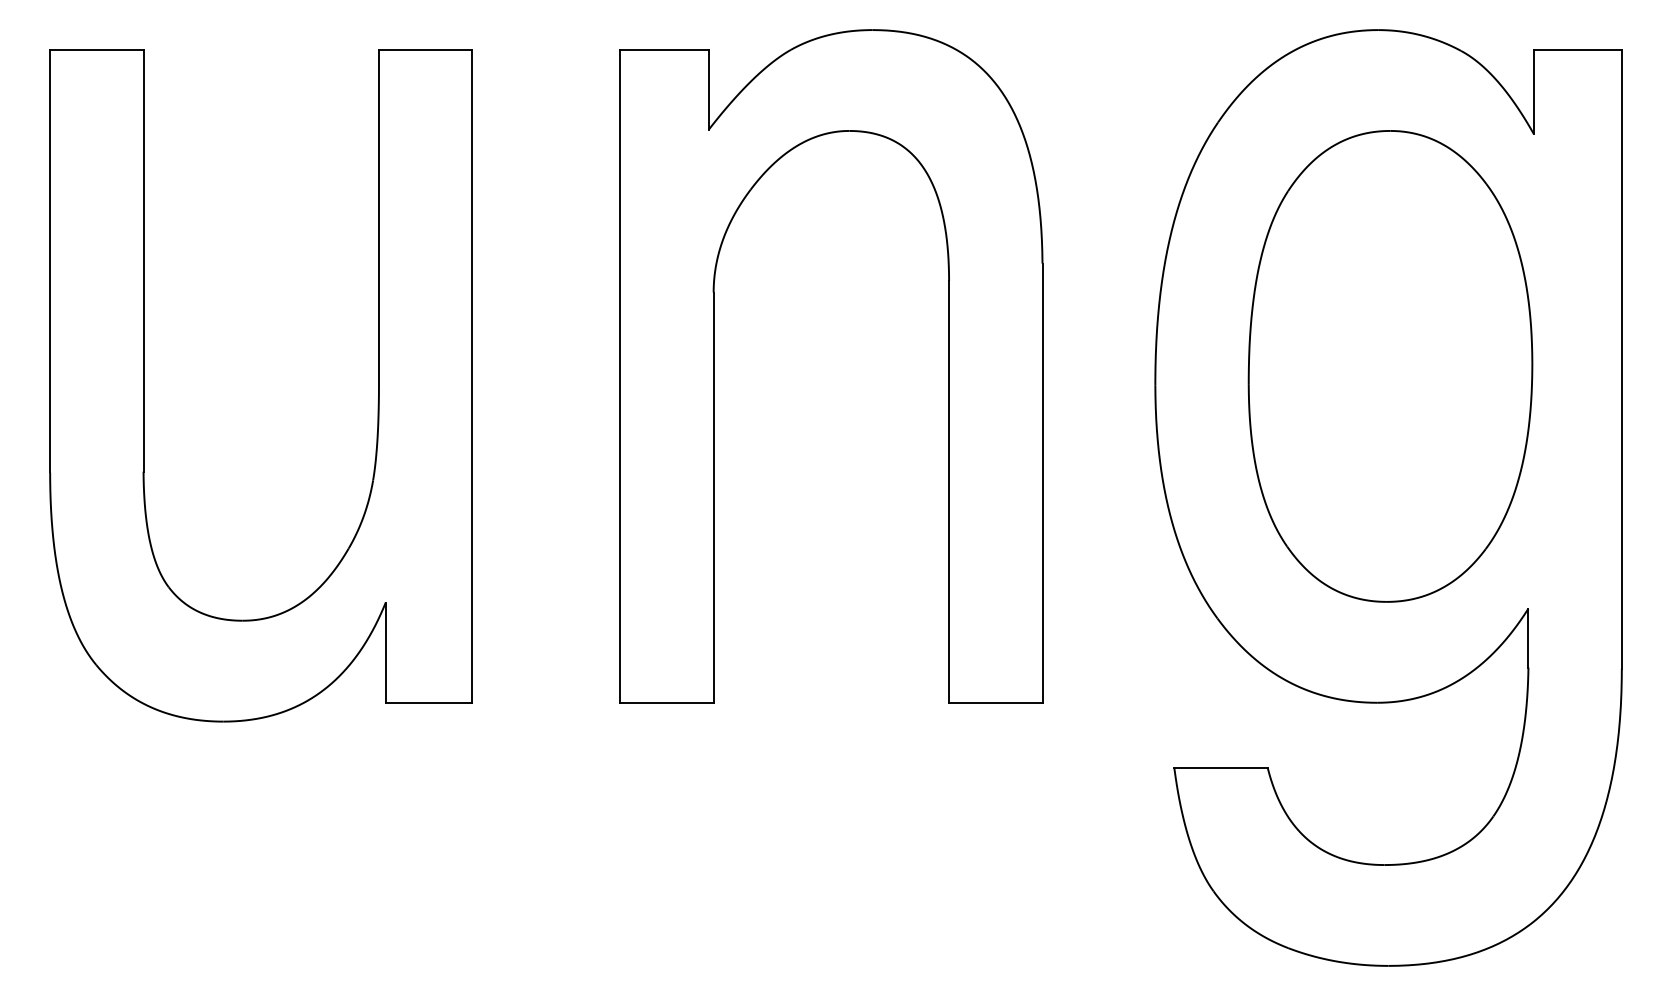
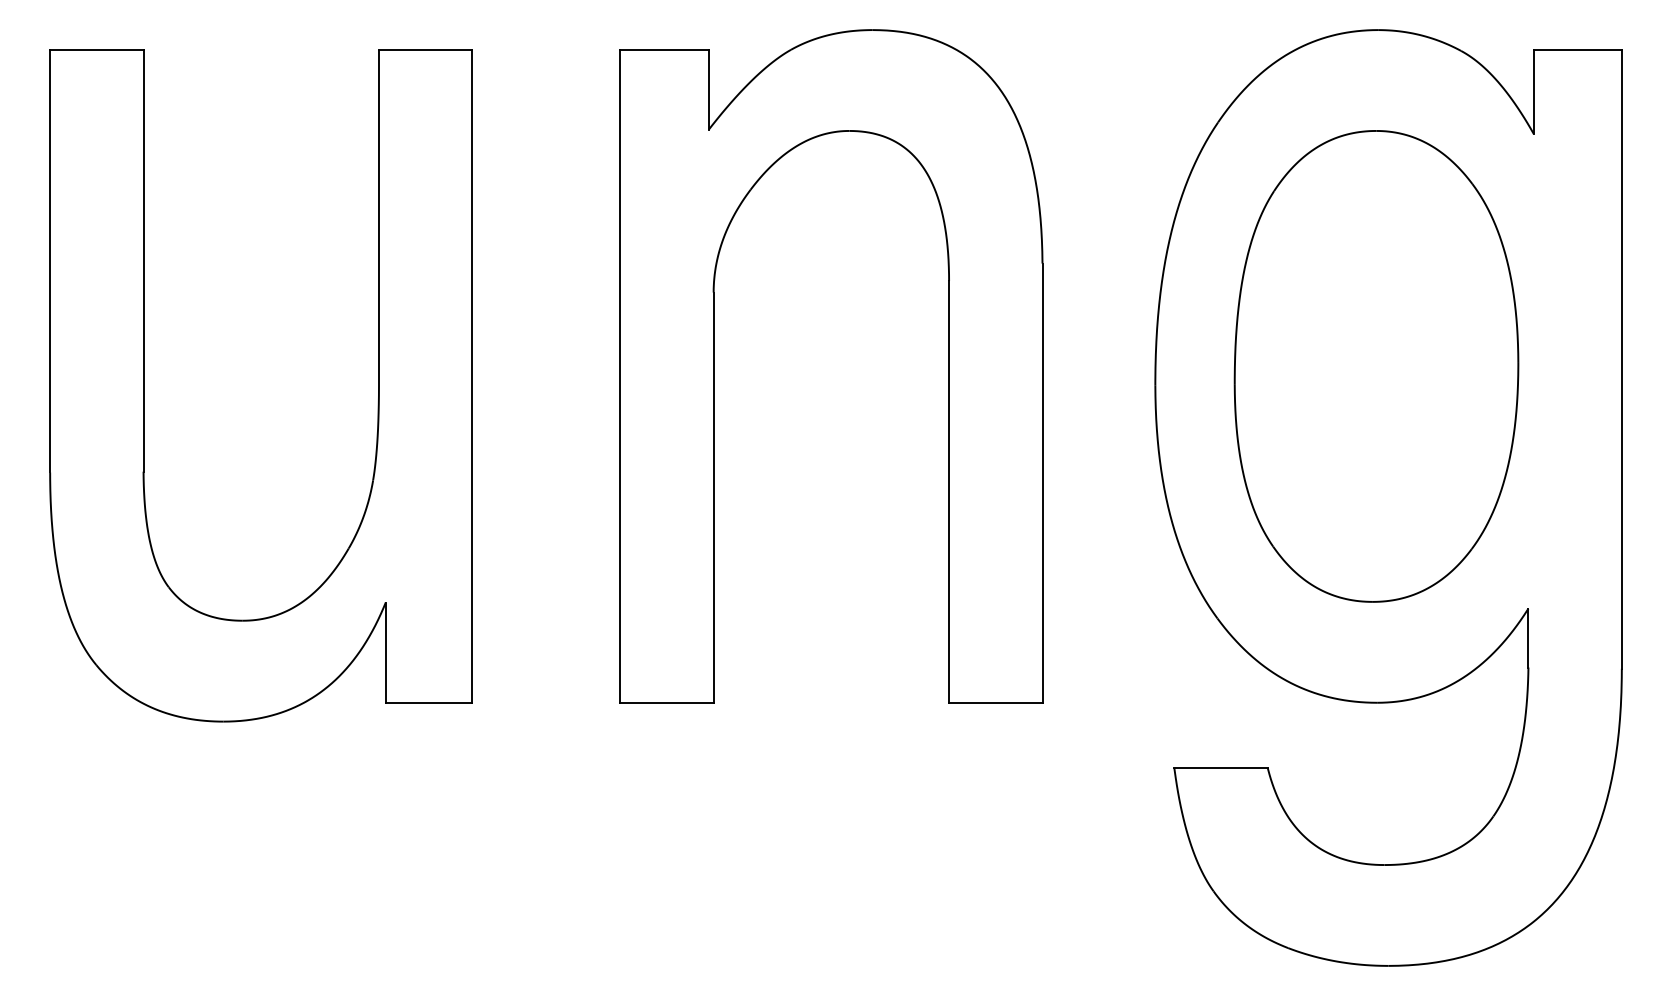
part position: (1390, 366) -> (1376, 366) (1376, 366)
